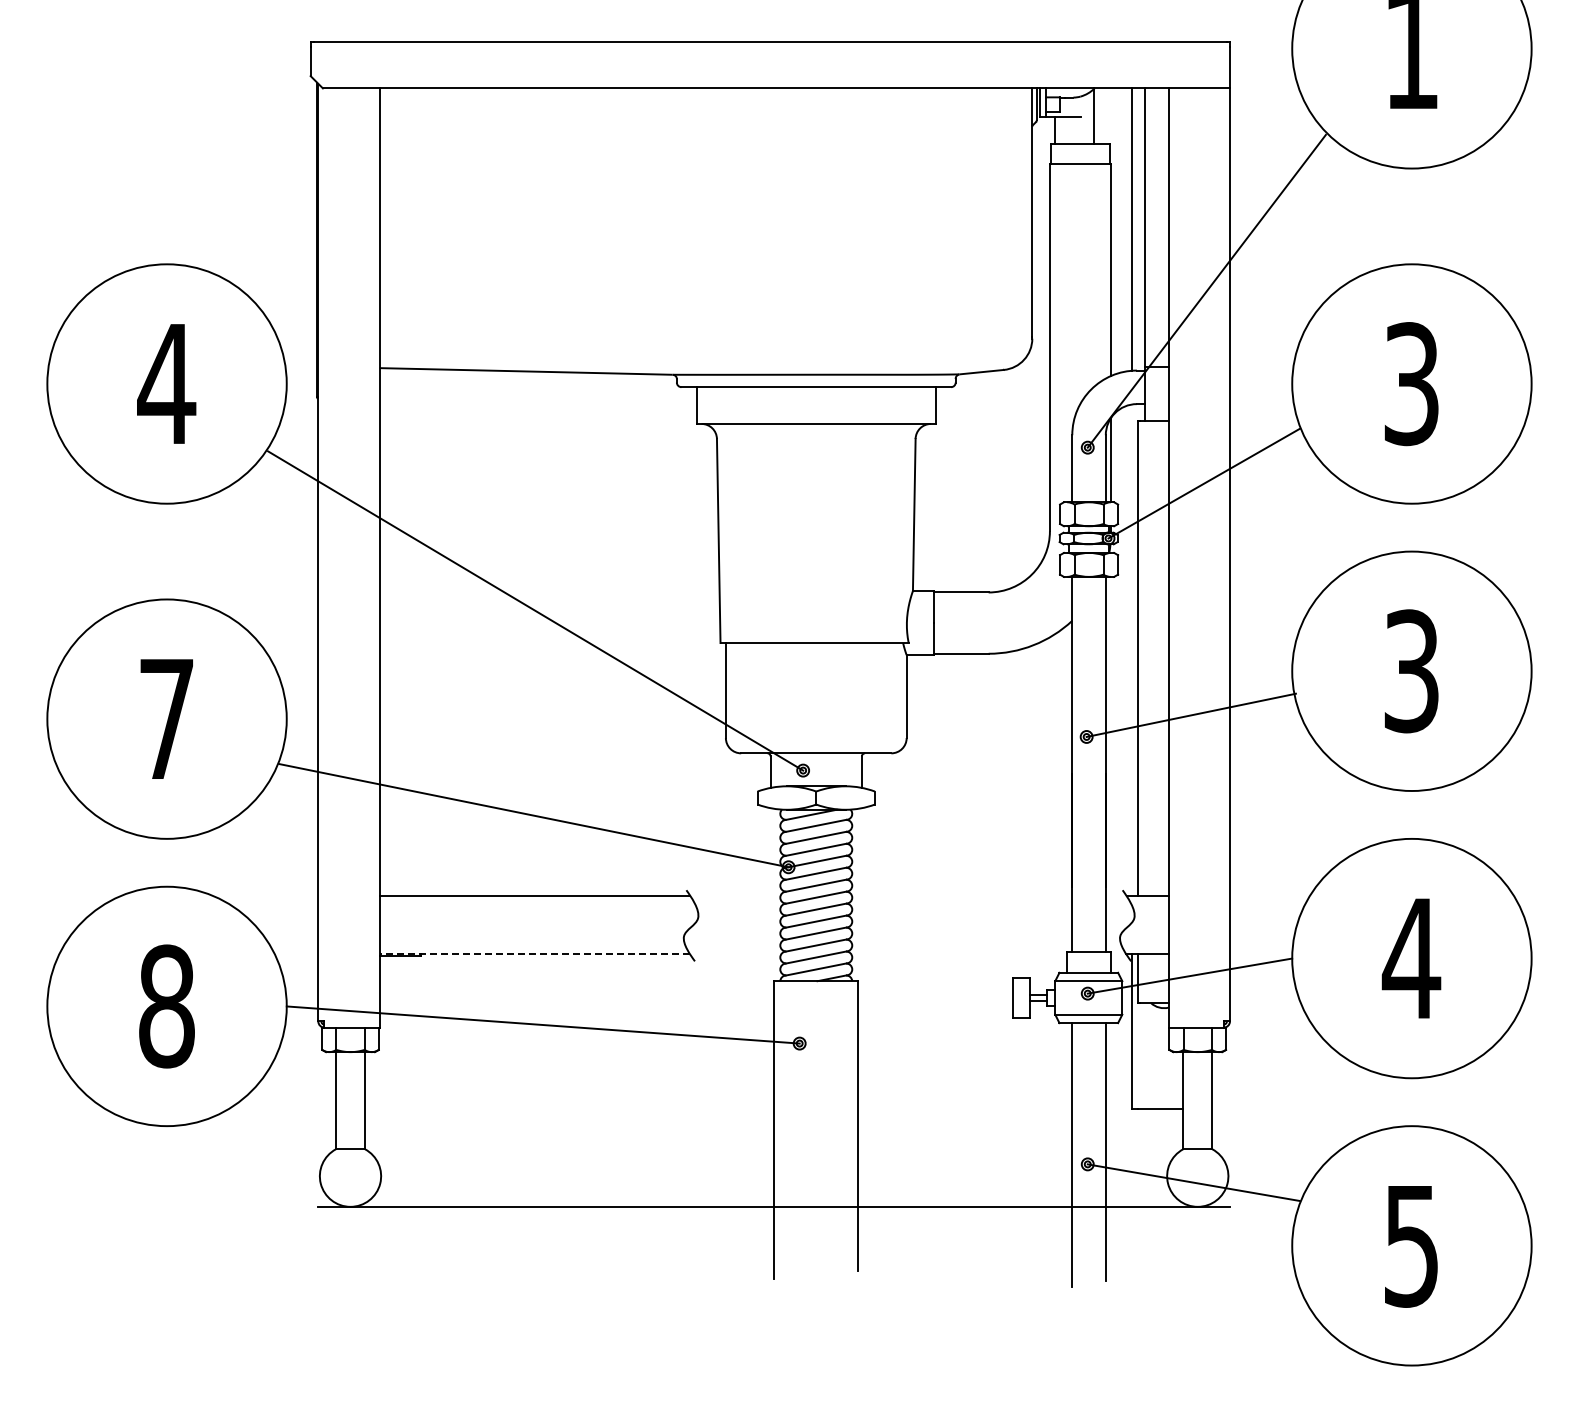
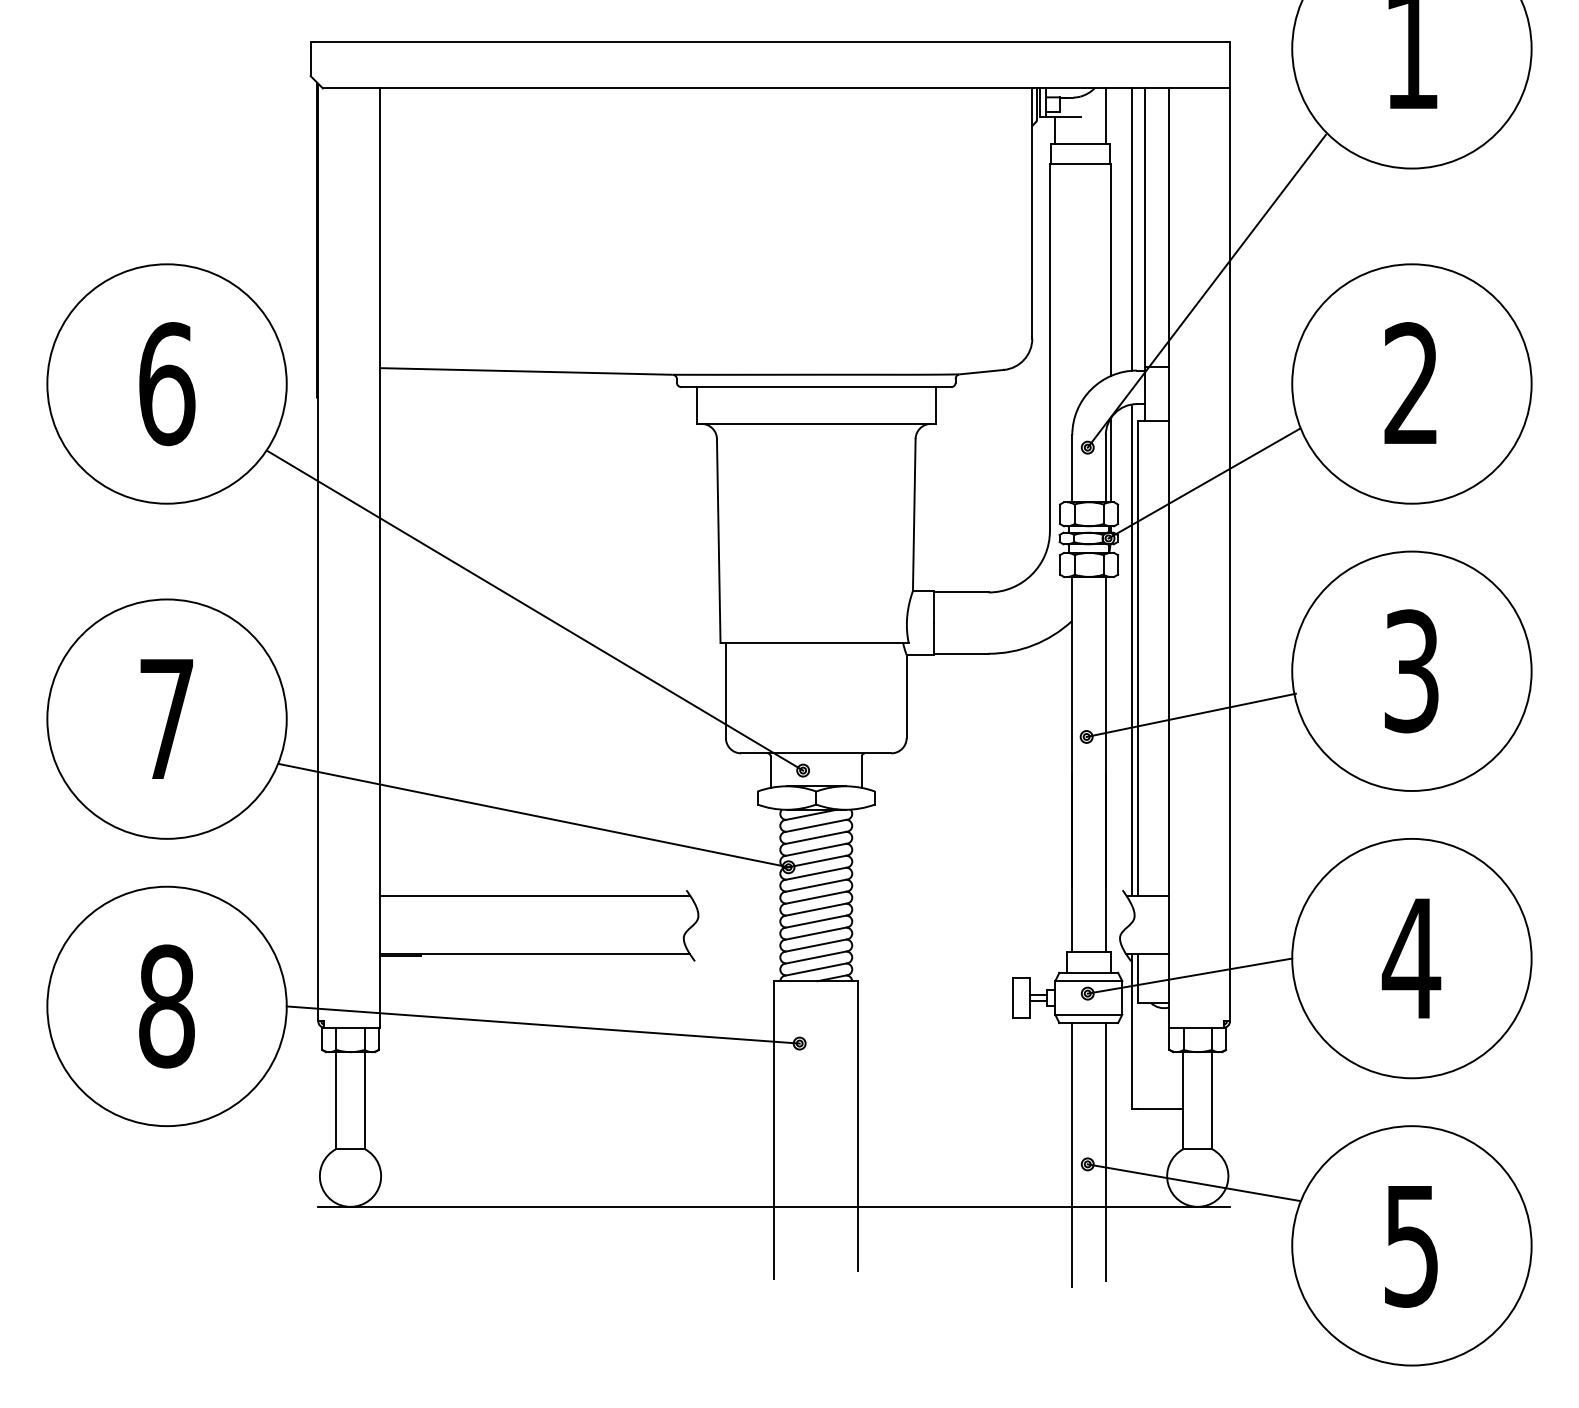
line position: (1093, 116) -> (1105, 116) (1105, 116)
text: 4 -> 6 (166, 384)
text: 3 -> 2 (1411, 384)
line: none -> present (1131, 649)
line: dashed -> solid (534, 954)
